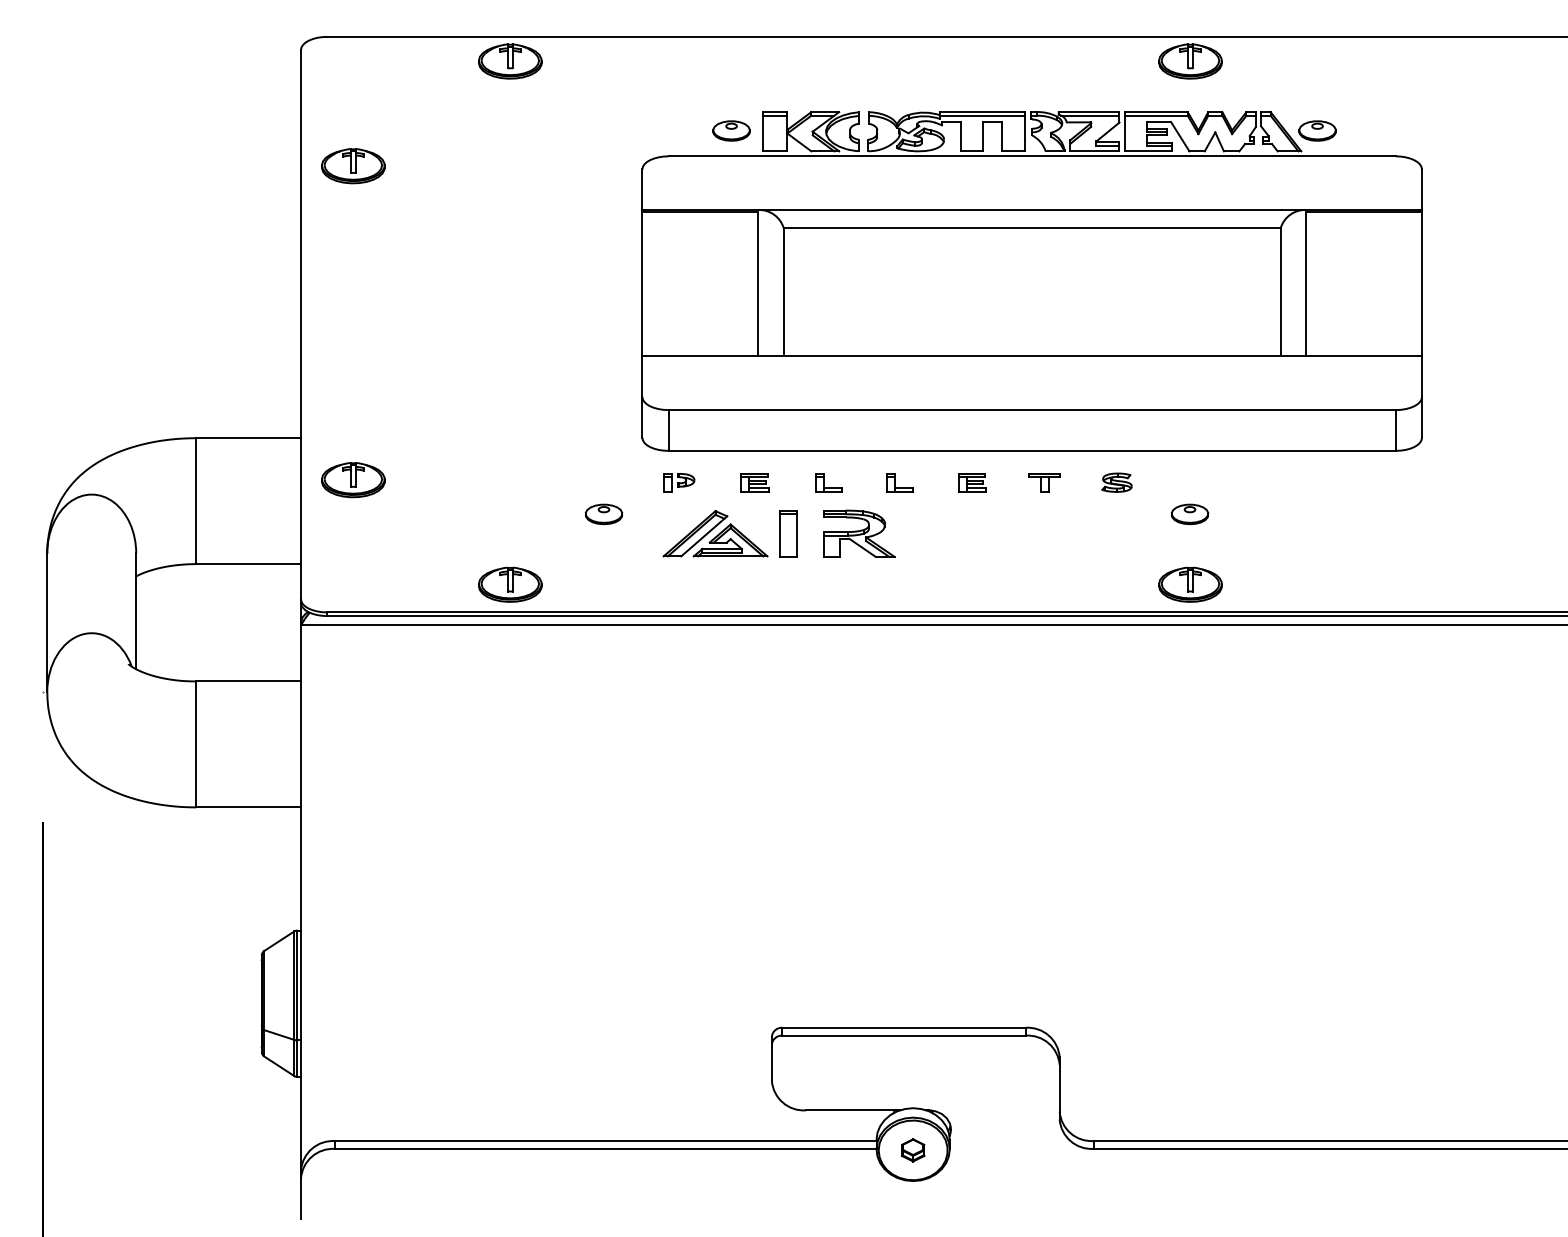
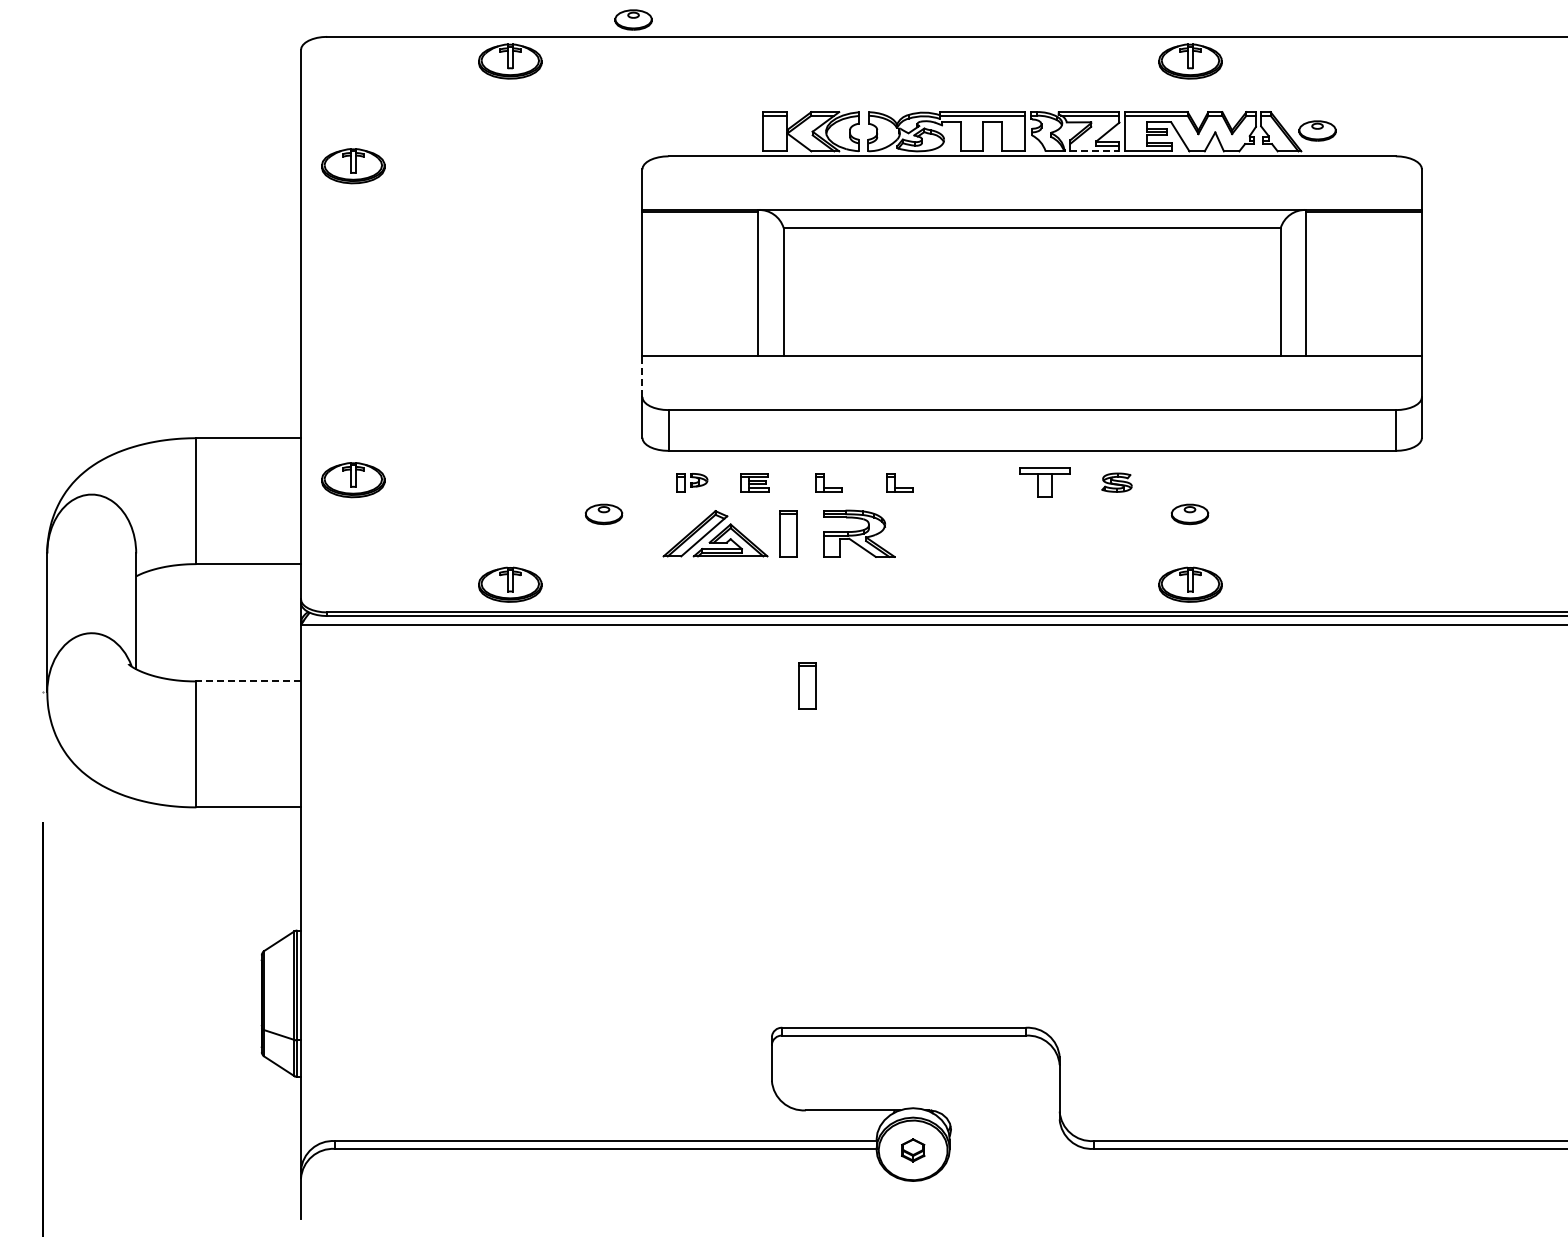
part position: (731, 130) -> (633, 19) (633, 19)
line: solid -> dashed (1094, 151)
line: solid -> dashed (642, 376)
part position: (679, 482) -> (692, 482) (692, 482)
part: present -> none (972, 482)
part size: 33x20 px -> 52x31 px (1044, 482)
line: solid -> dashed (248, 681)
part: none -> present (807, 685)
